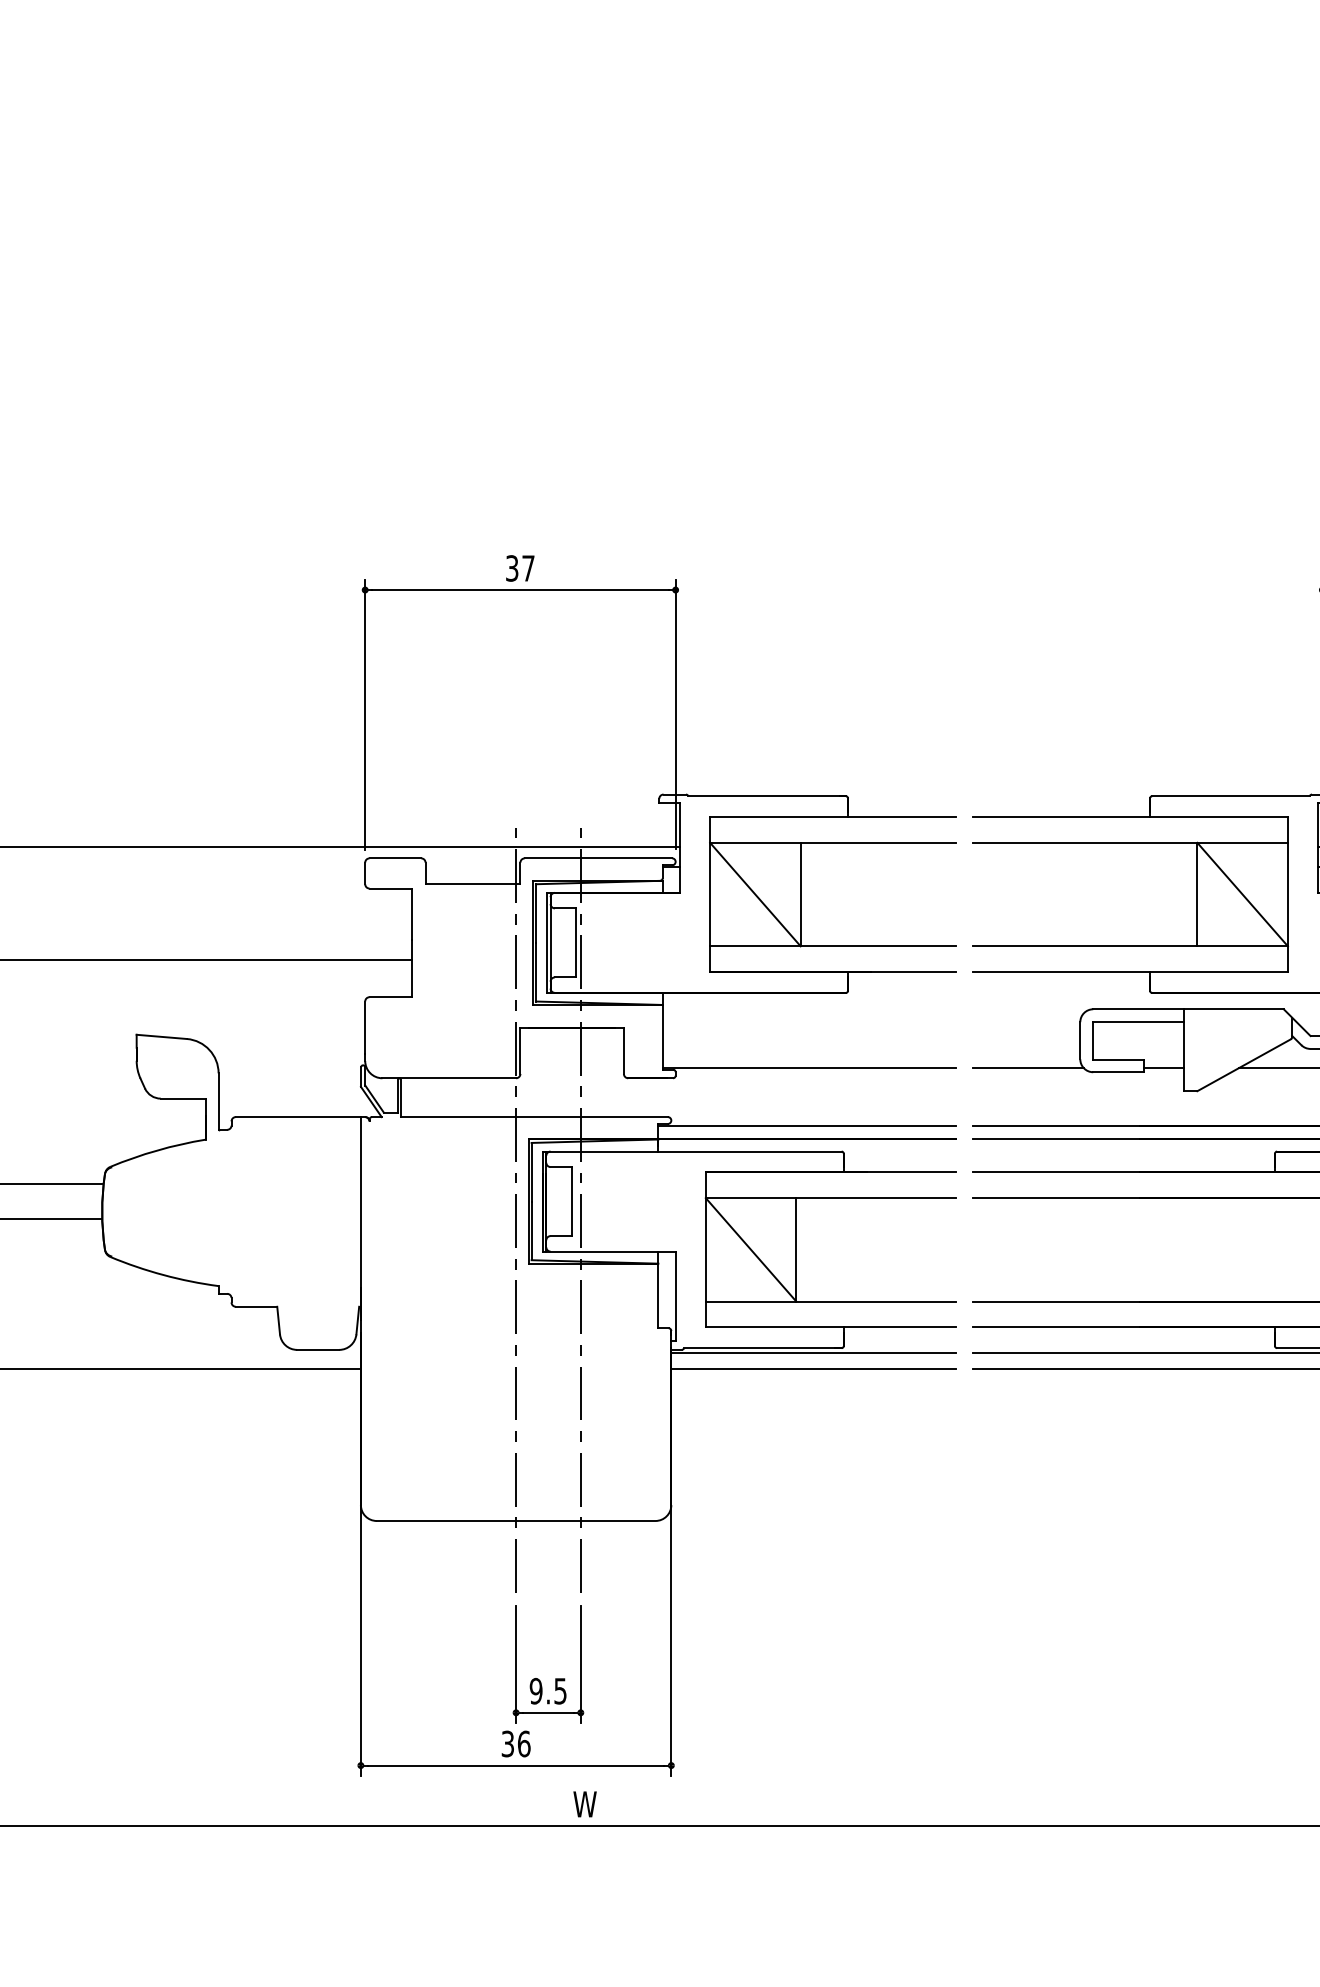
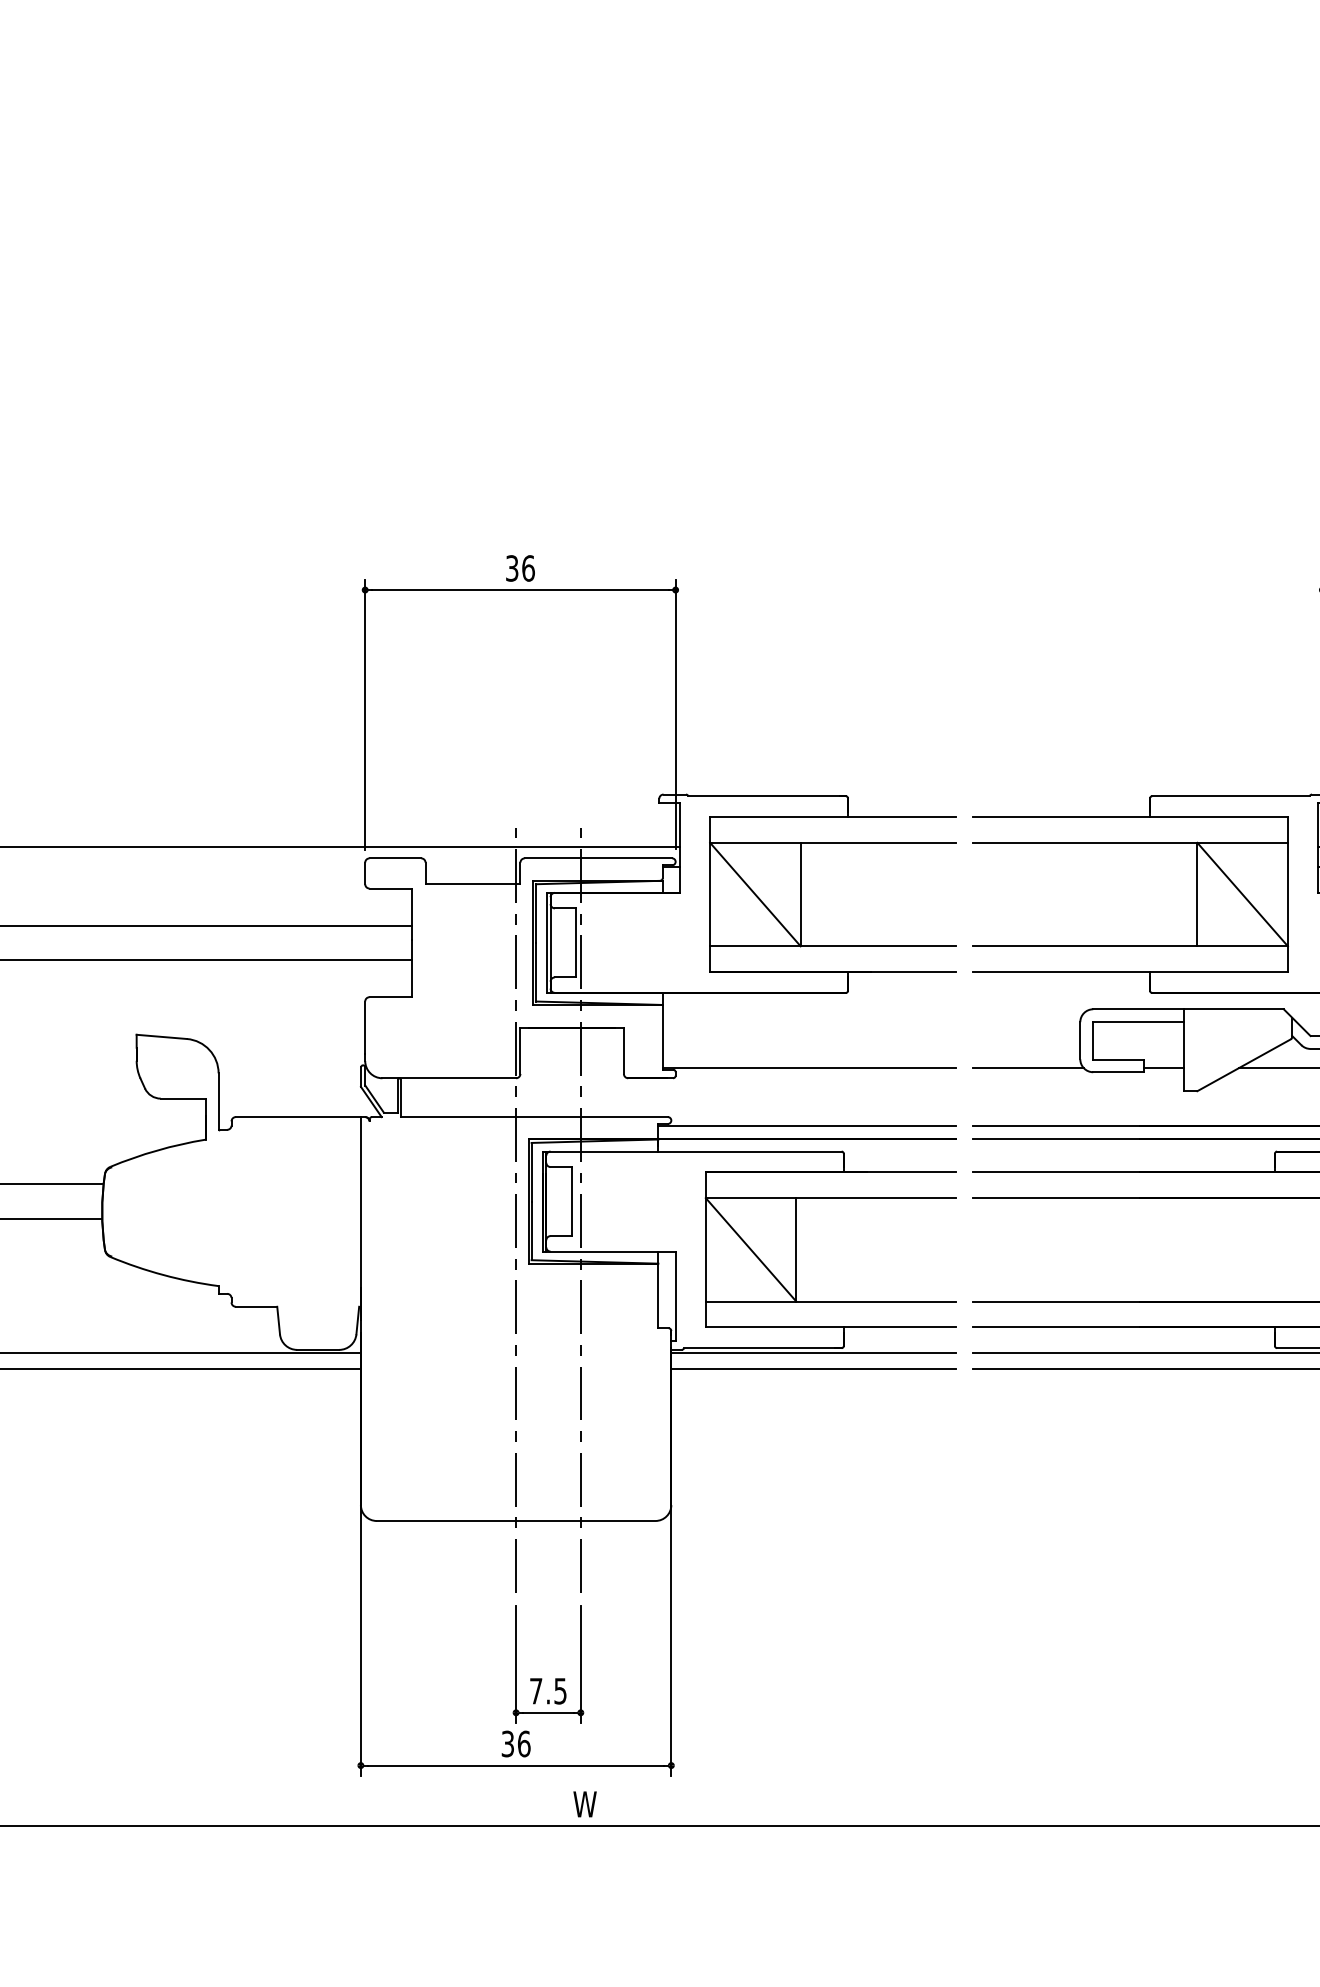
text: 37 -> 36 (528, 568)
line: none -> present (206, 925)
line: none -> present (181, 1353)
text: 9.5 -> 7.5 (535, 1691)
